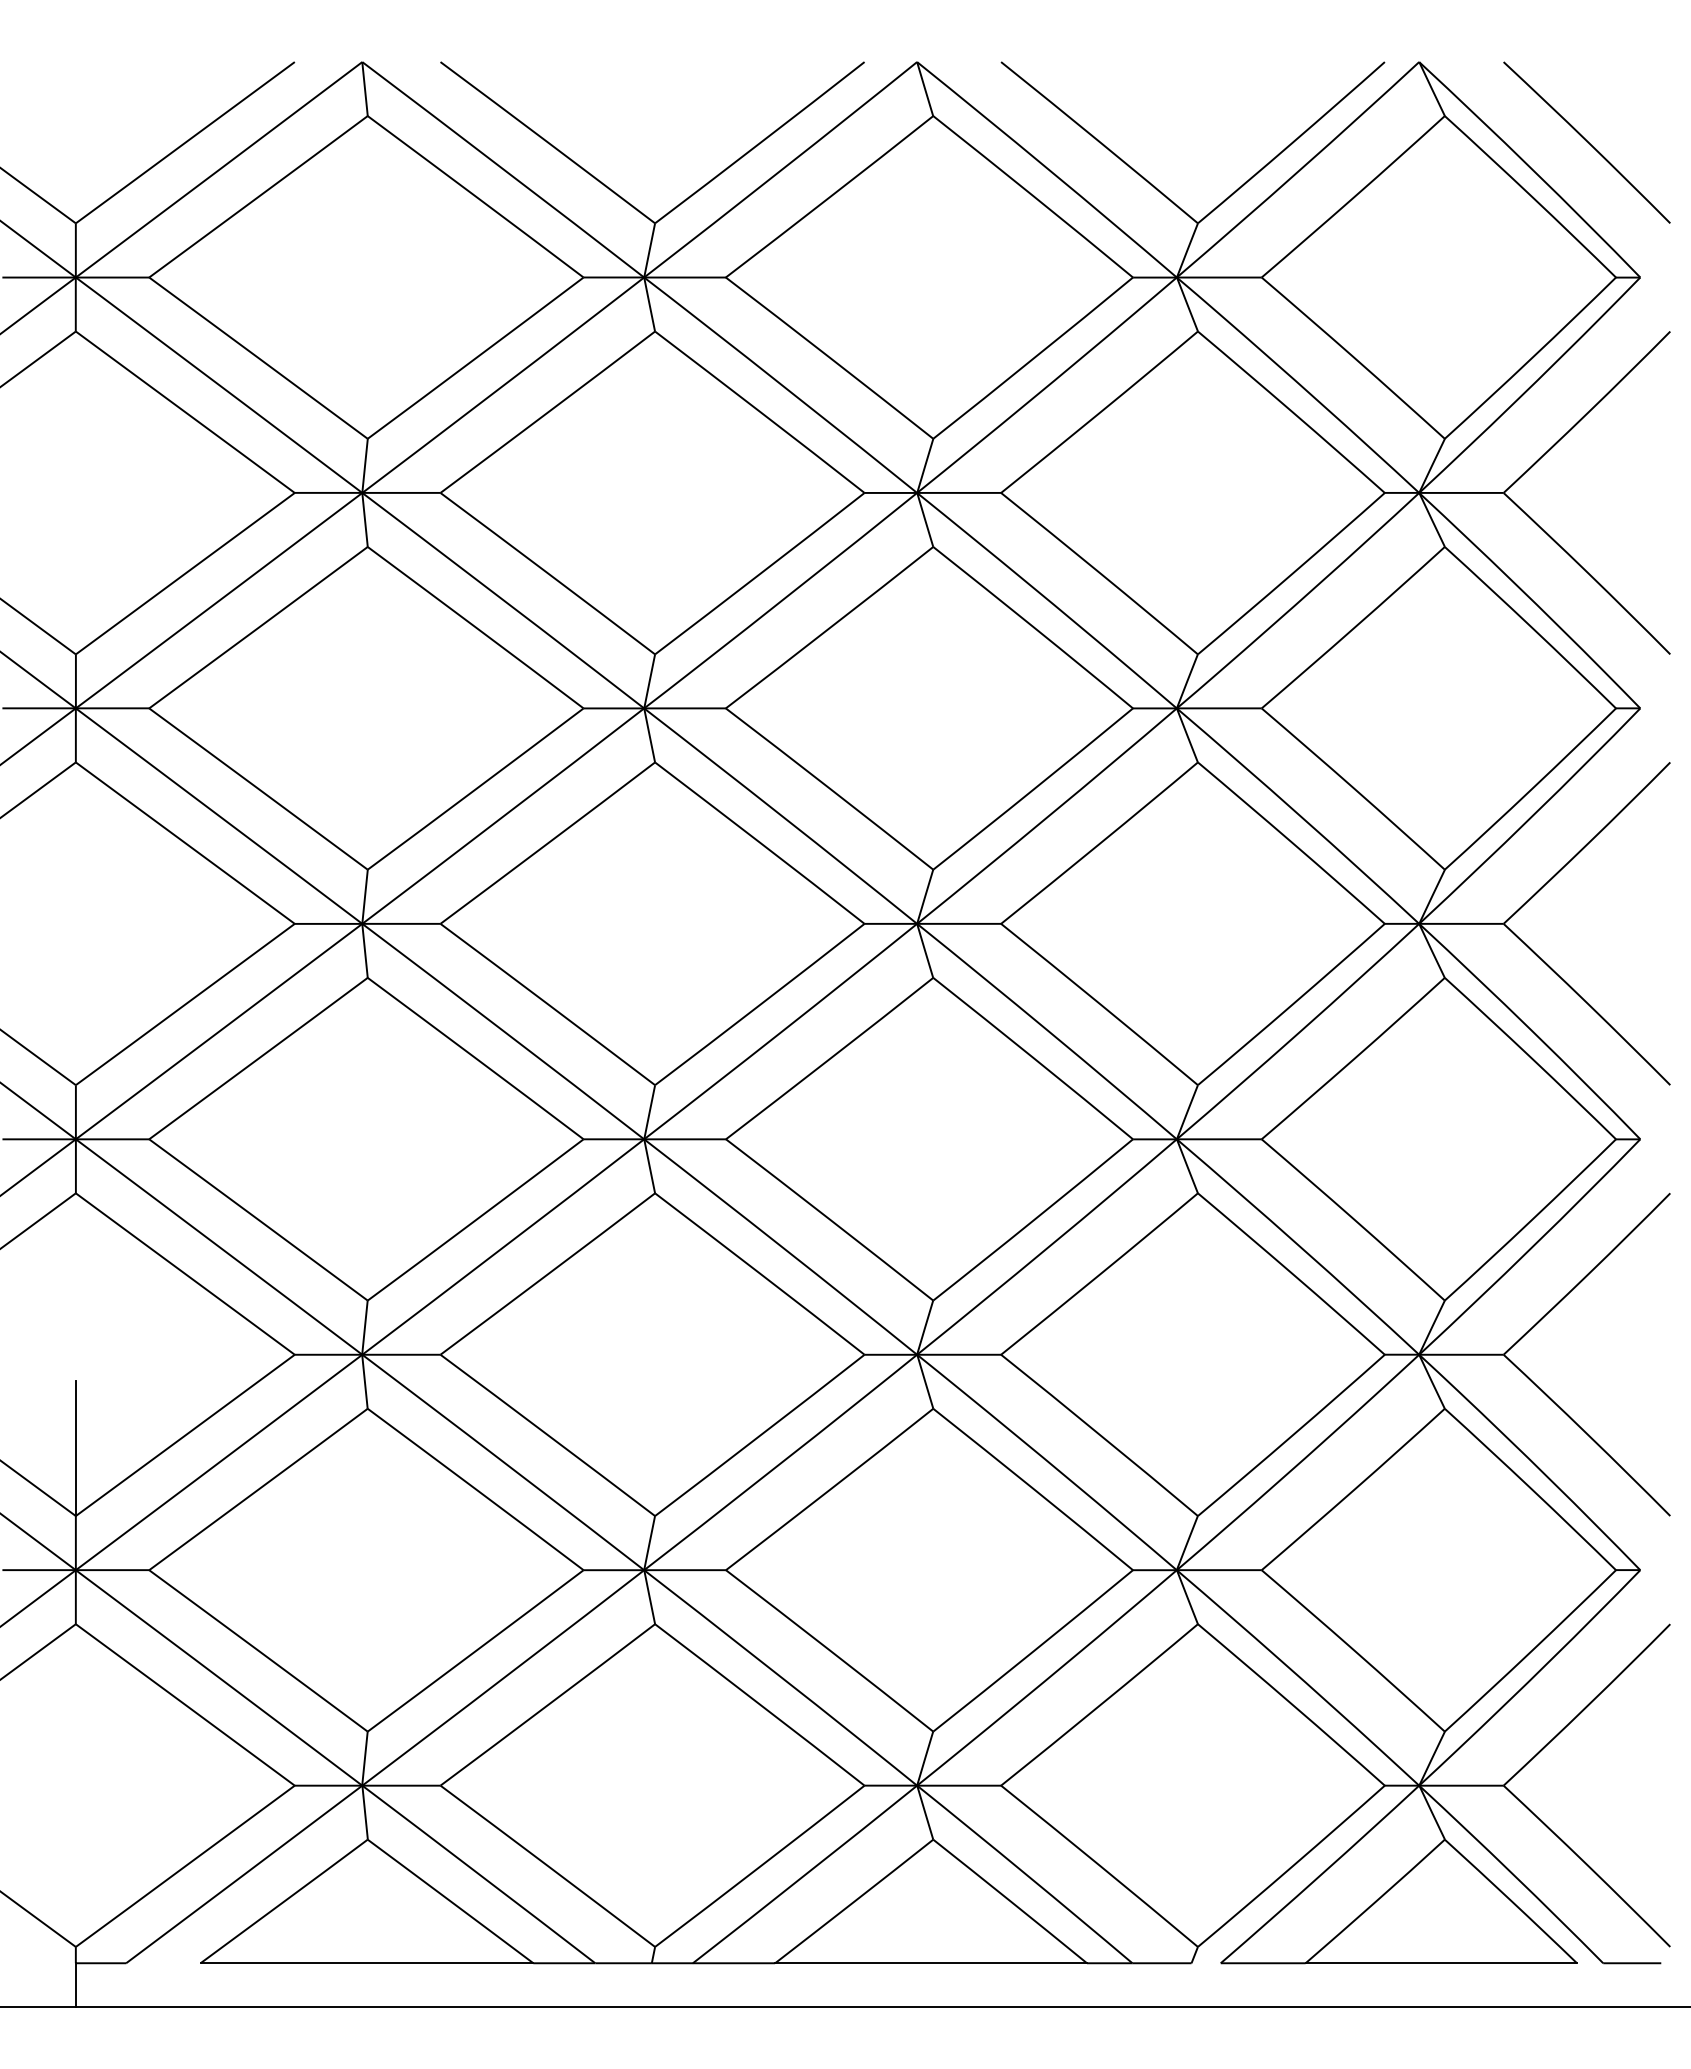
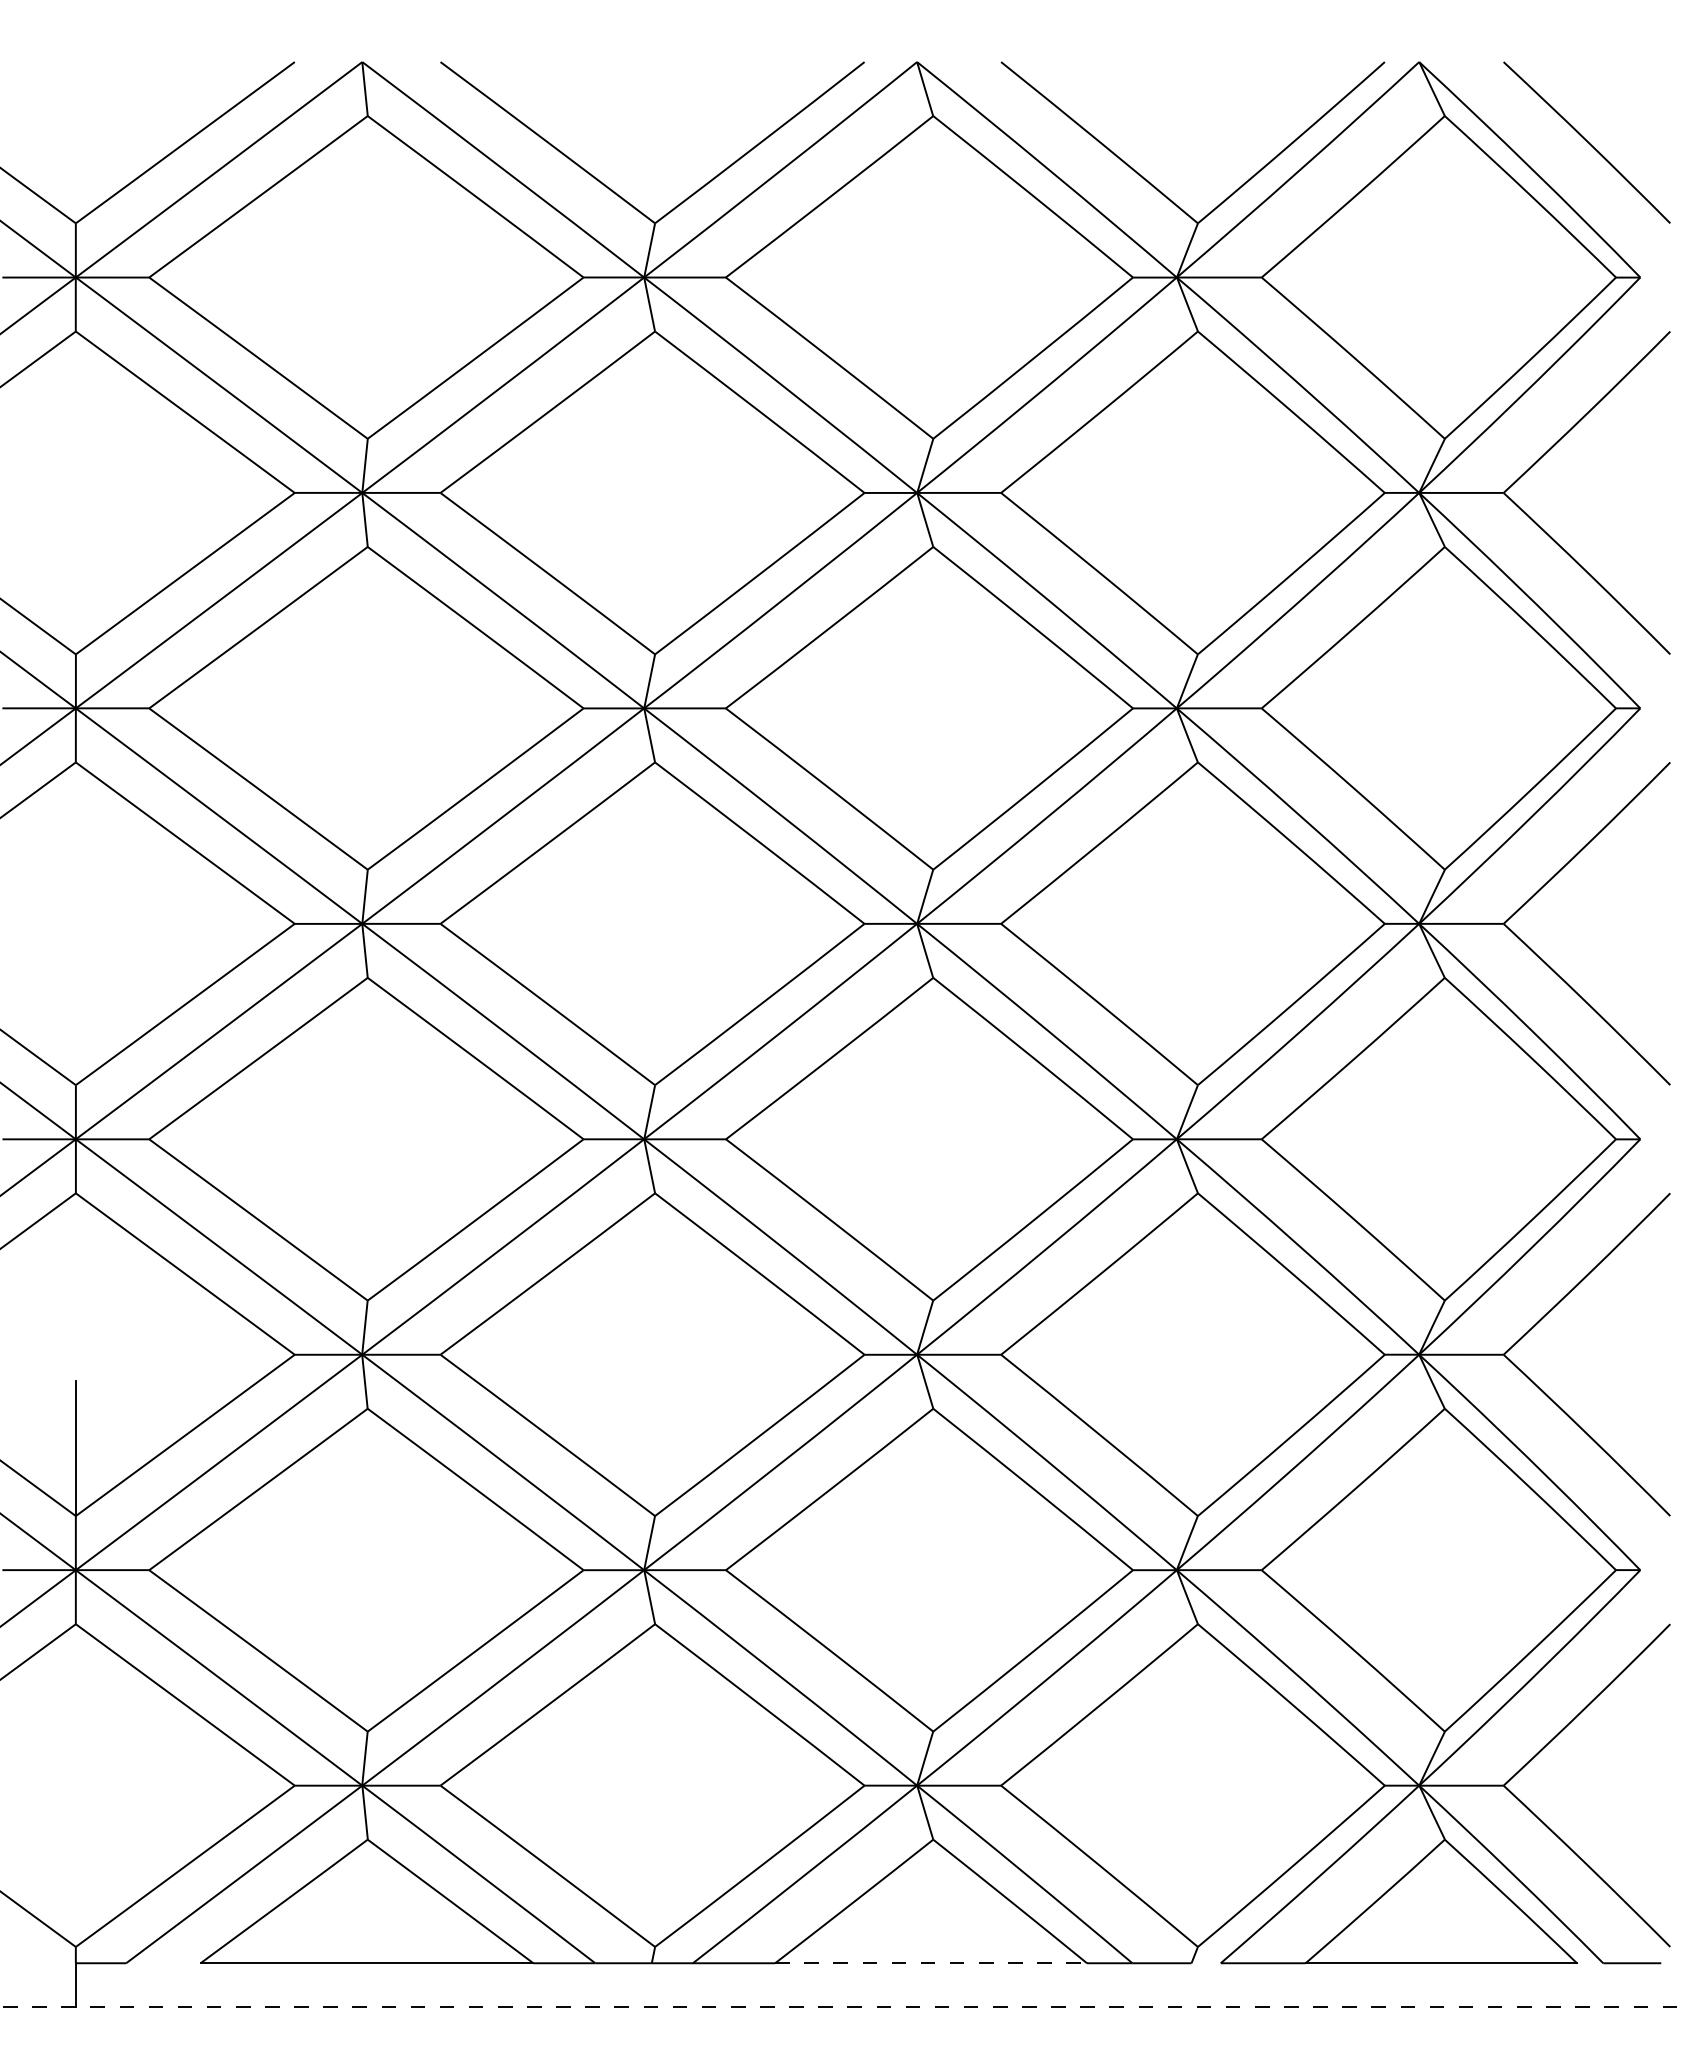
line: solid -> dashed (931, 1963)
line: solid -> dashed (845, 2006)
